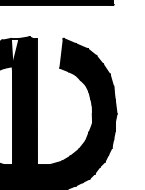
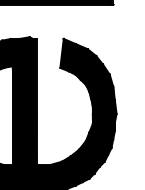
fill: none -> present (14, 52)
